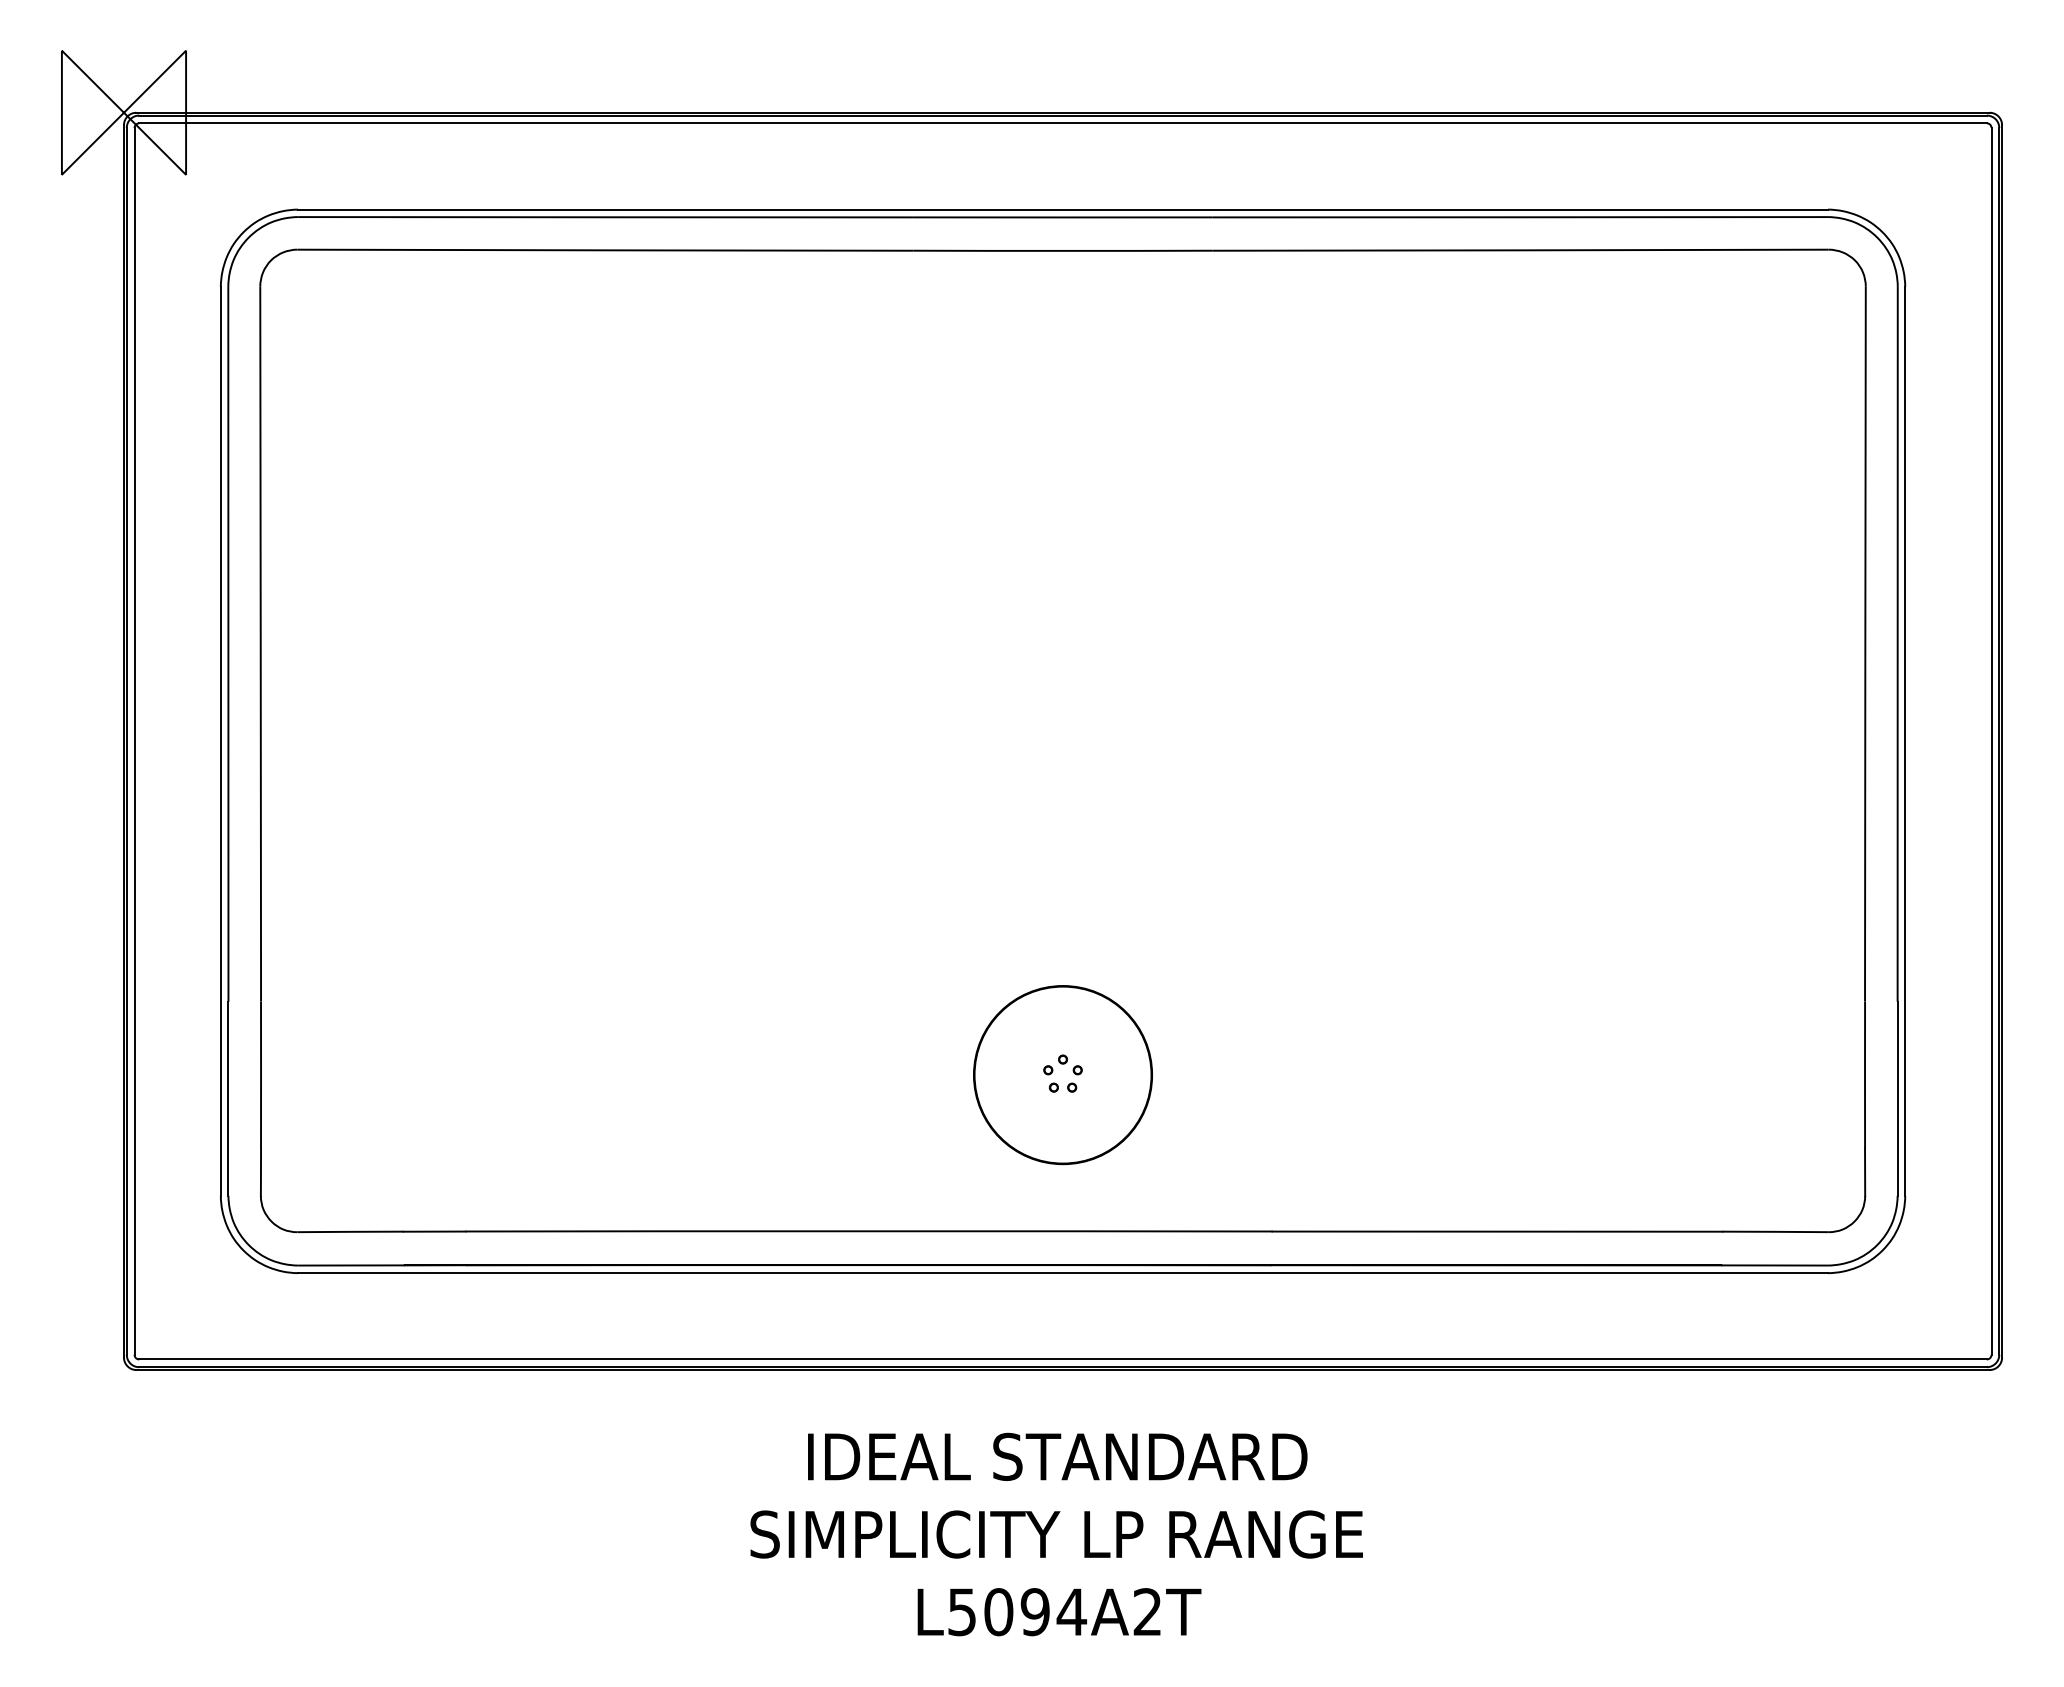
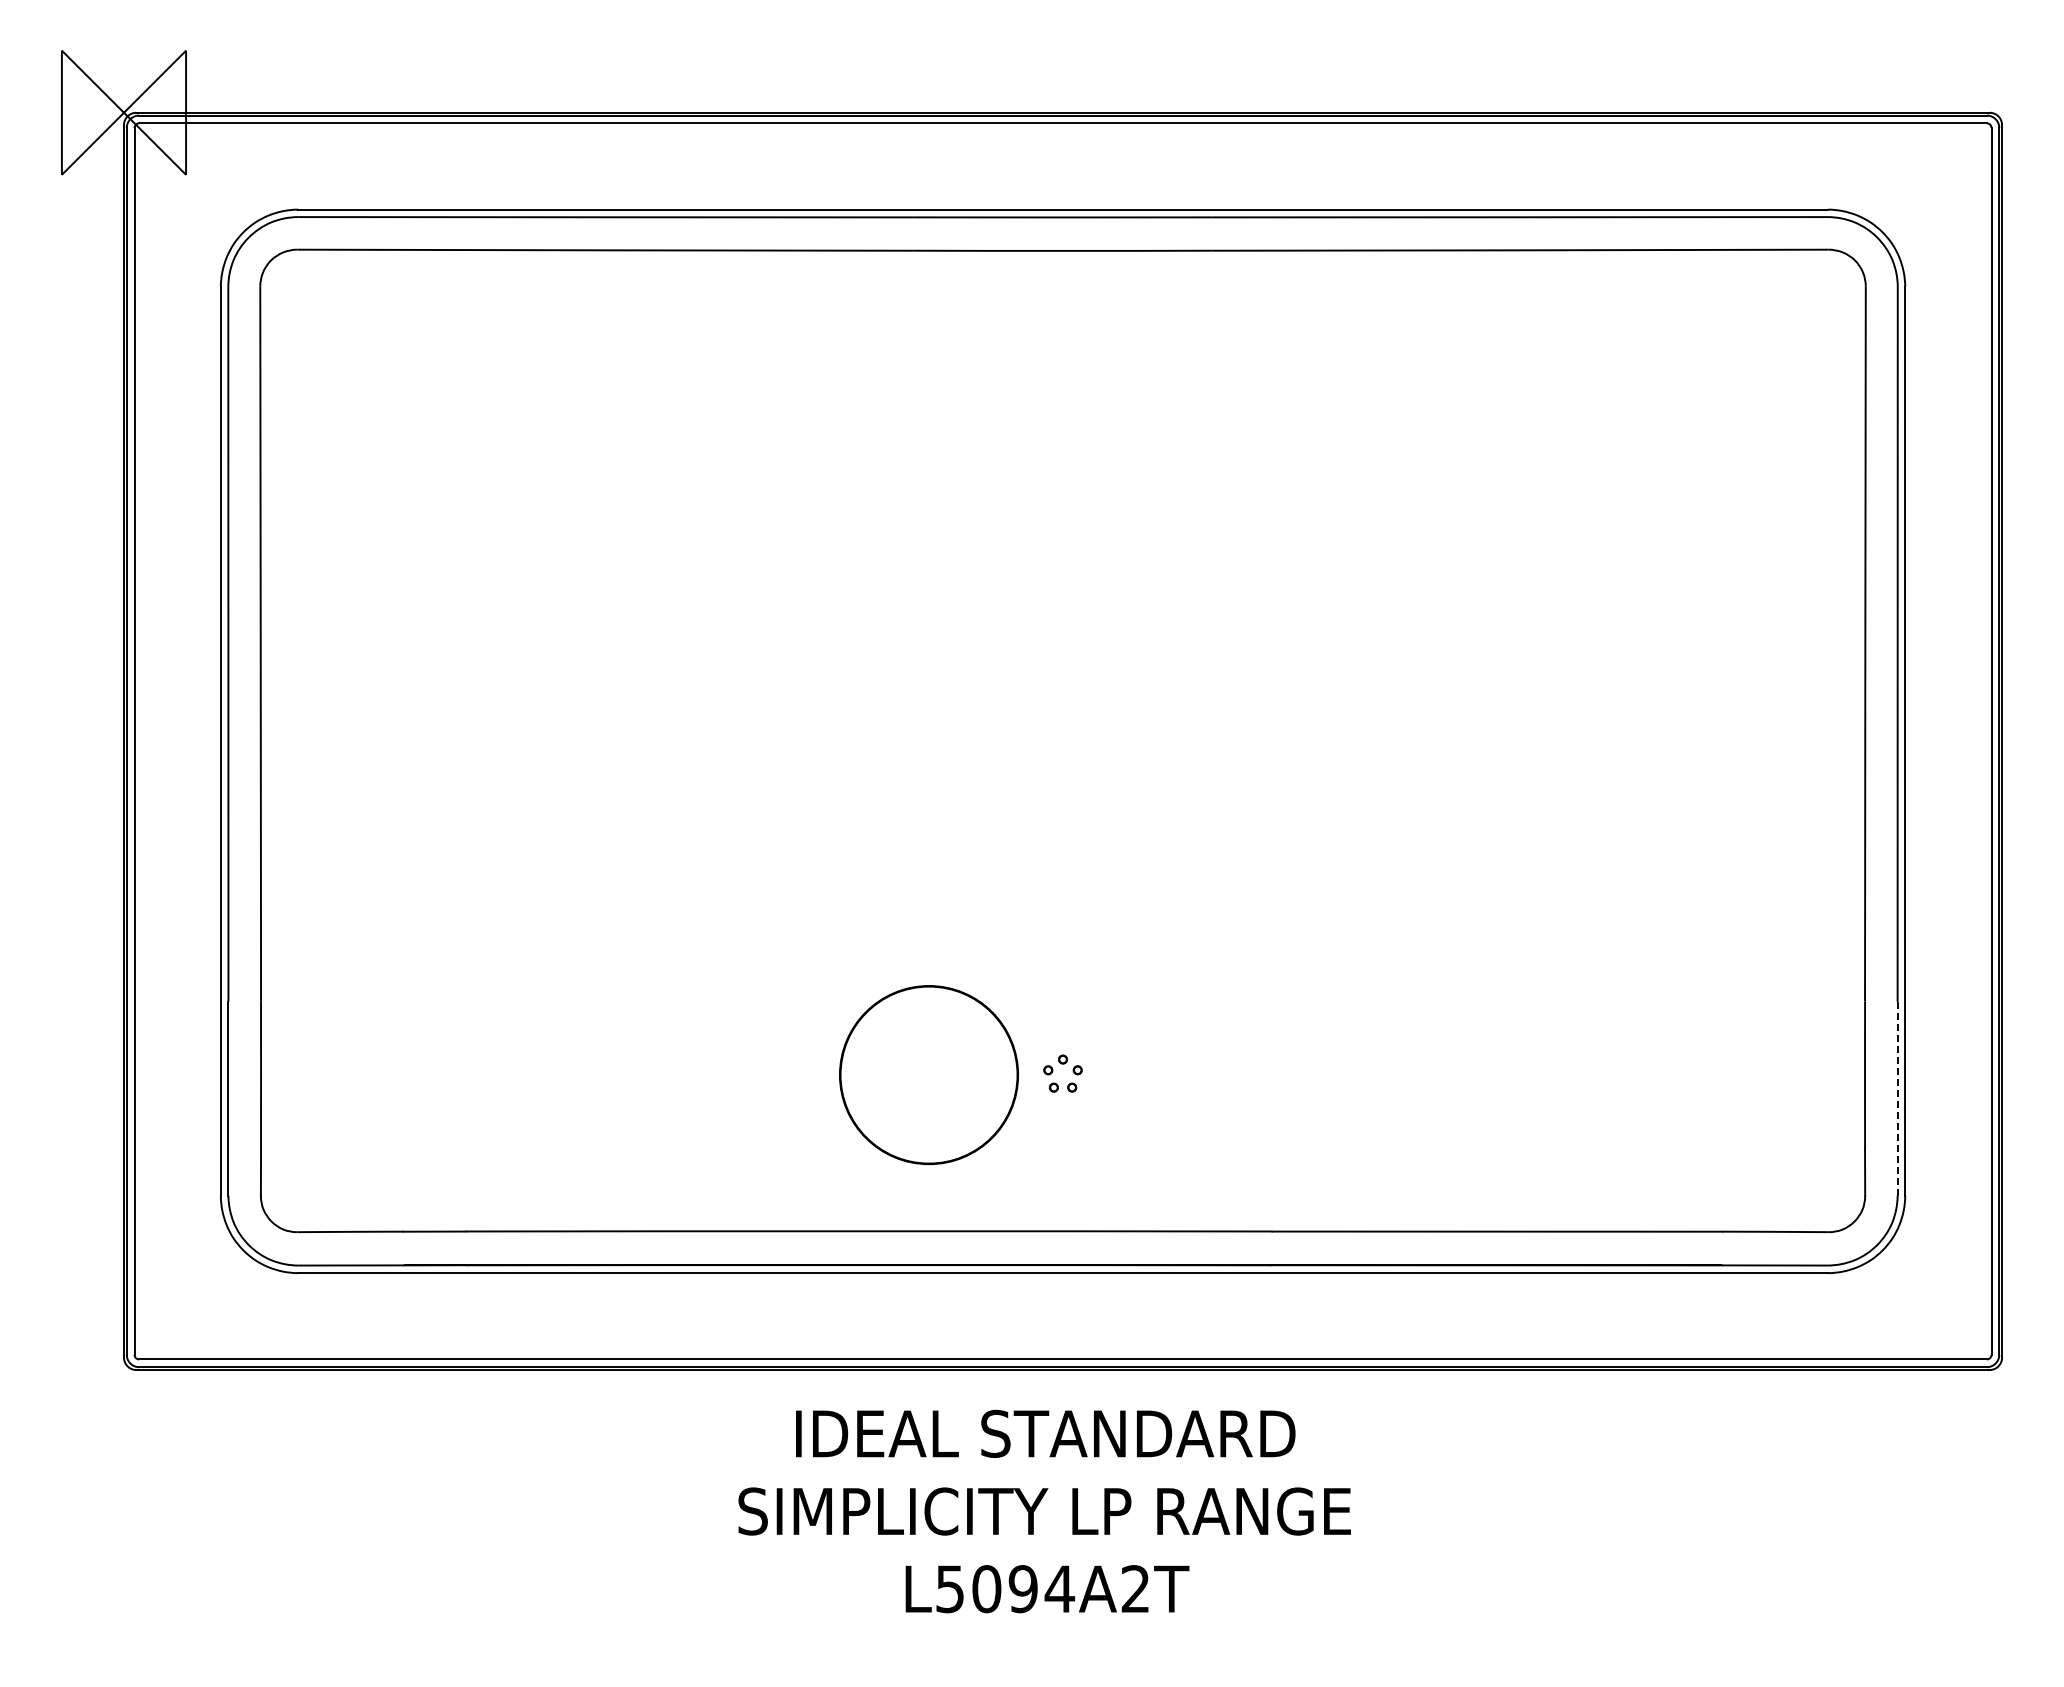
circle position: (1062, 1075) -> (928, 1075) (928, 1075)
line: solid -> dashed (1897, 1099)
text position: (1056, 1534) -> (1044, 1511) (1044, 1511)
